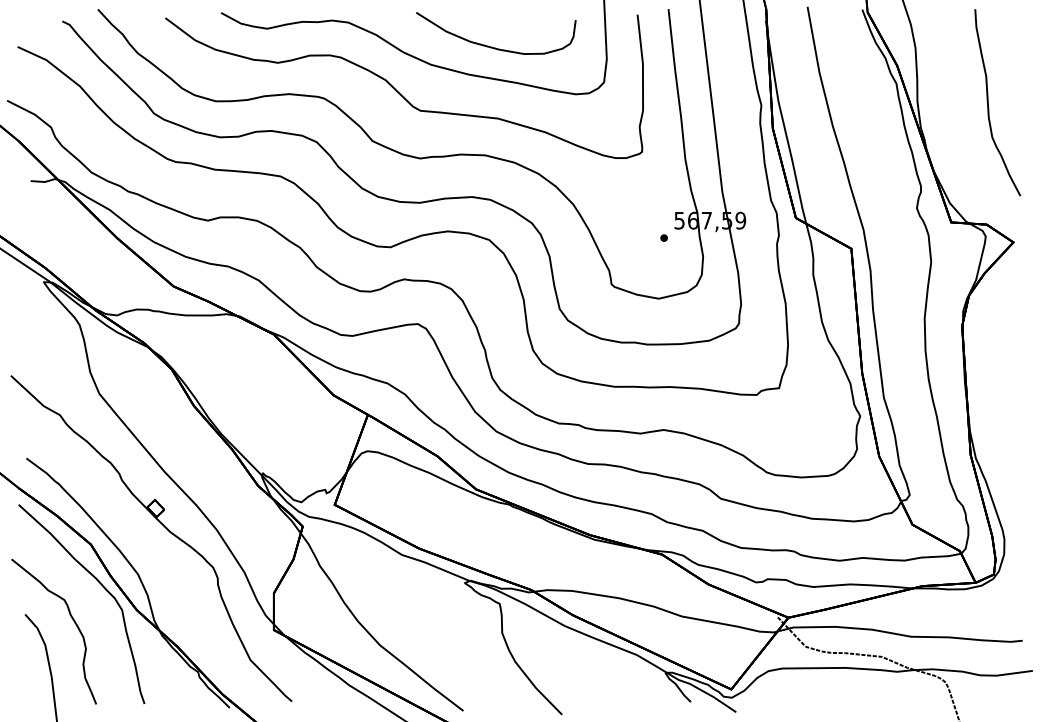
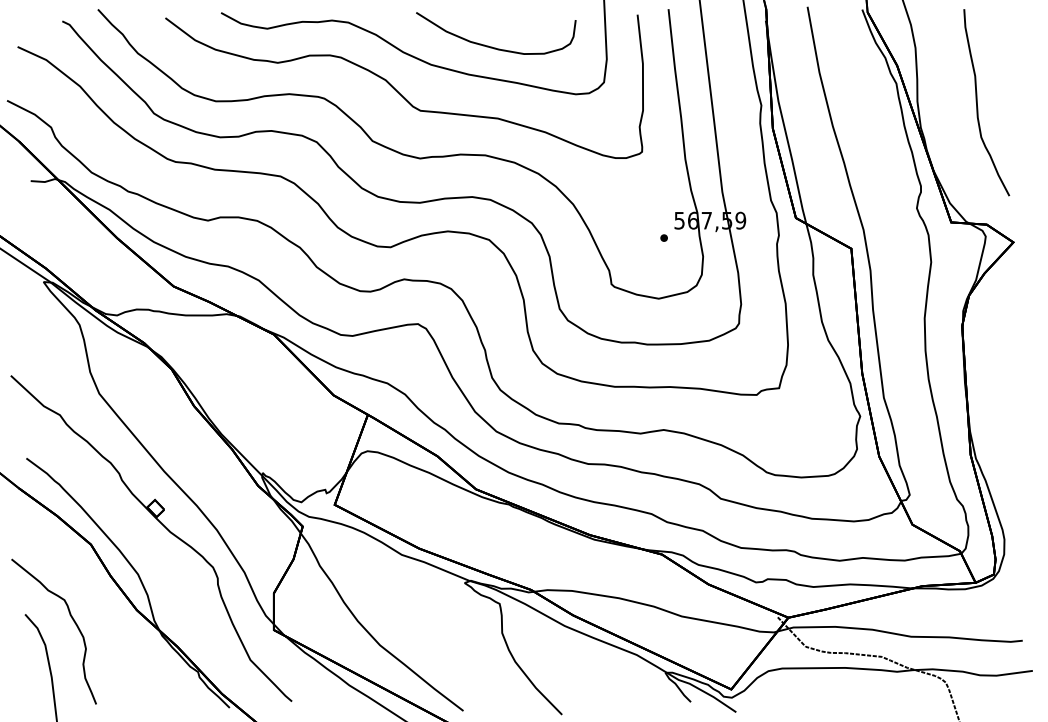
curve position: (988, 102) -> (977, 102) (977, 102)
curve: present -> none (103, 588)
